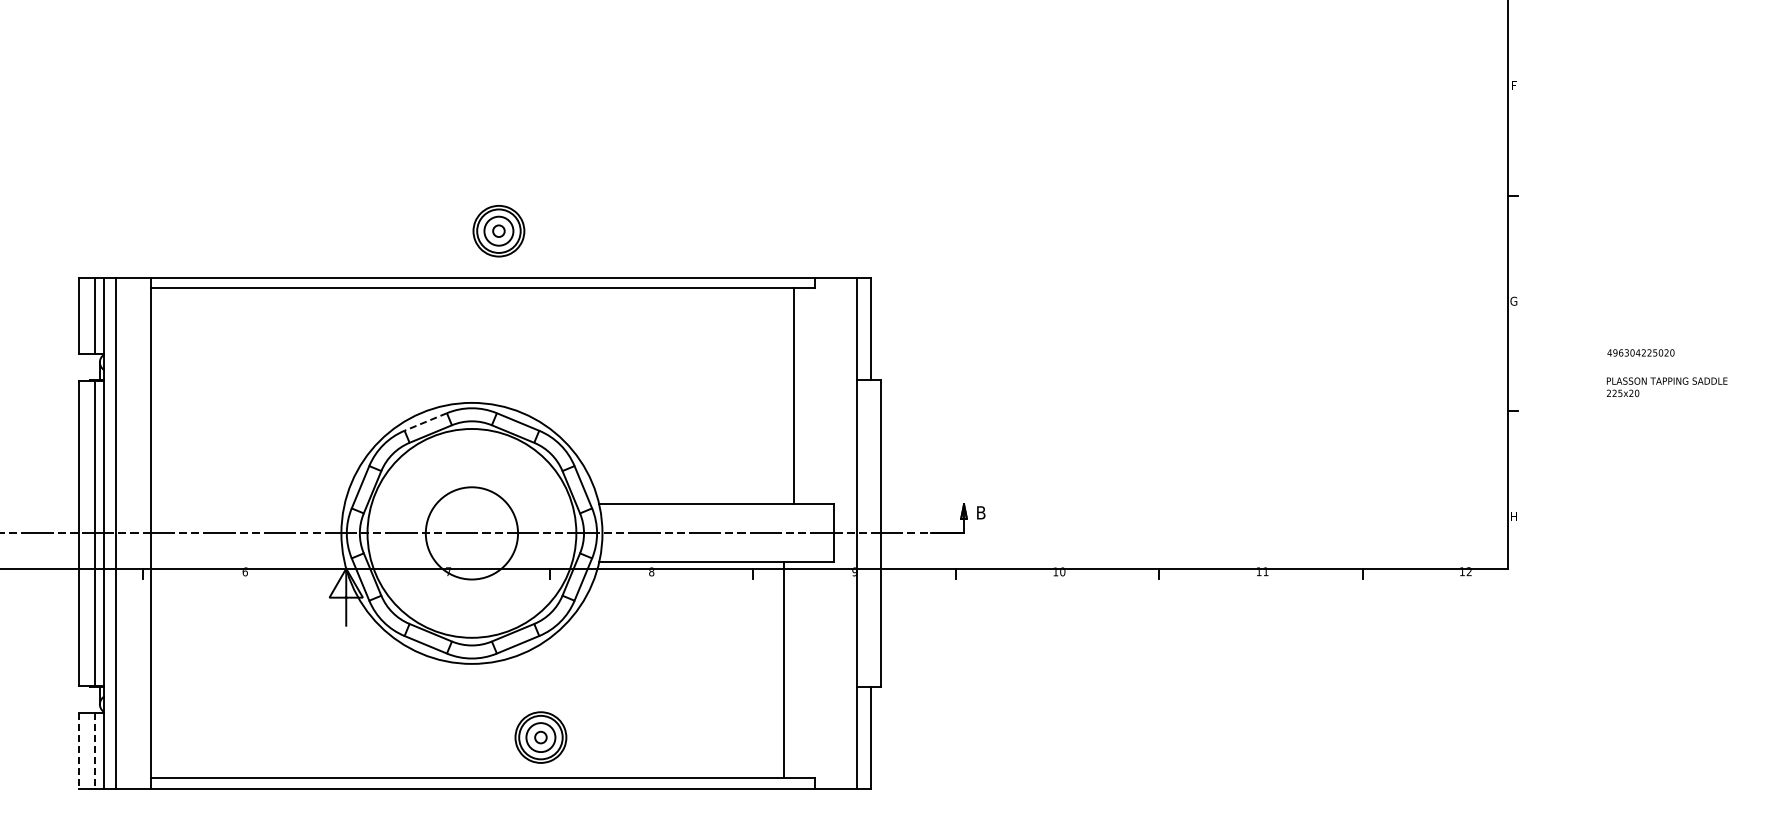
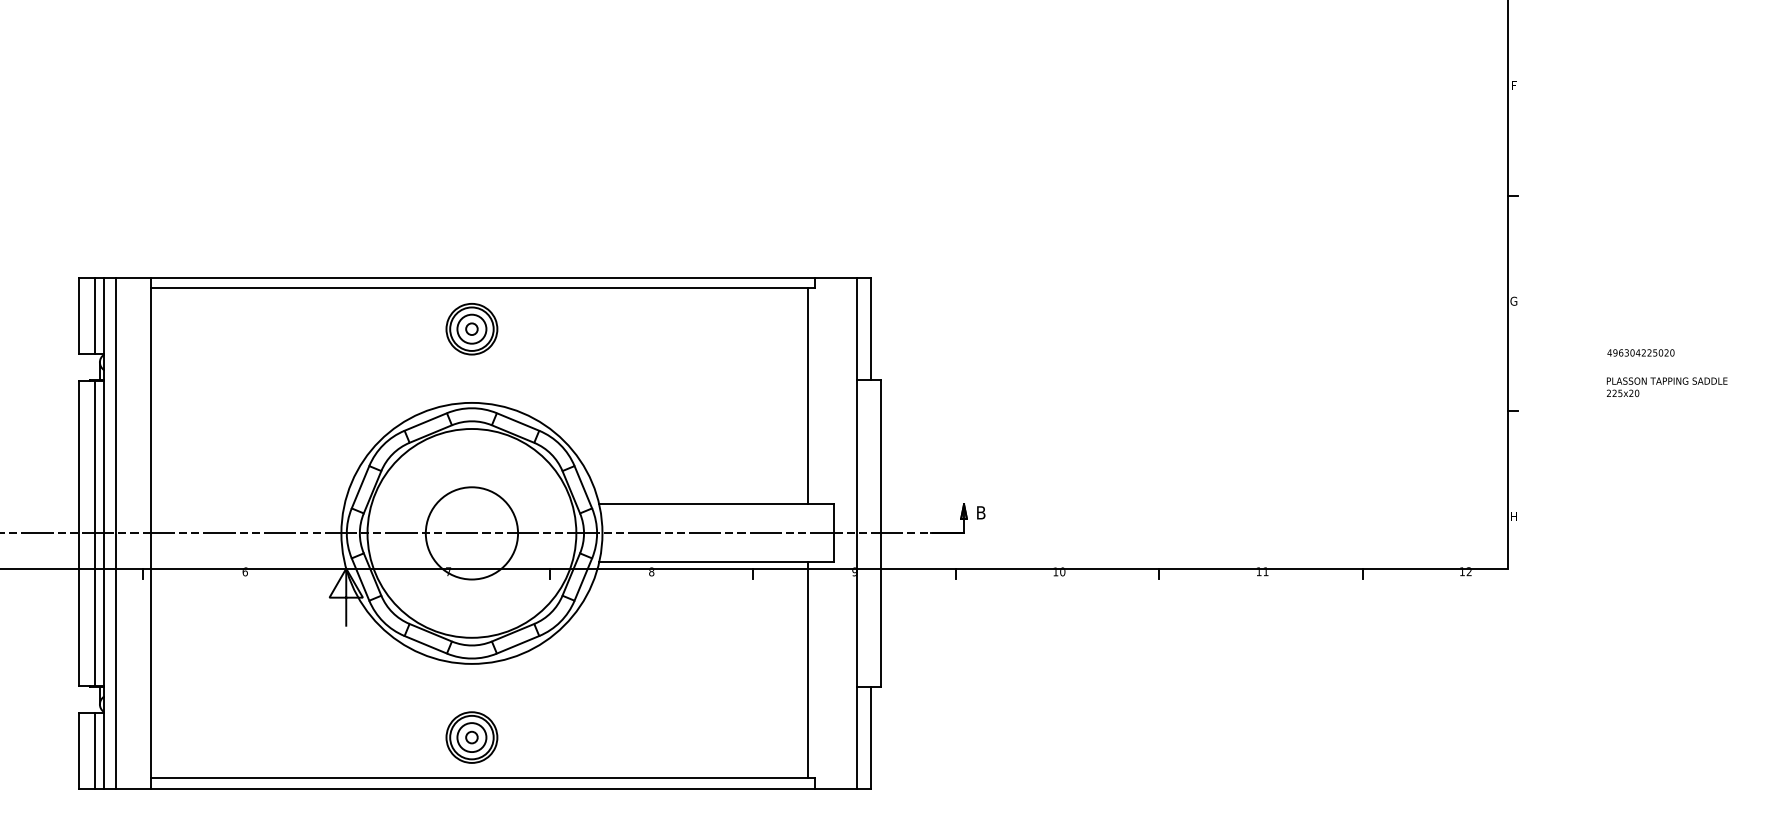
part position: (498, 231) -> (471, 329) (471, 329)
line position: (793, 396) -> (807, 396) (807, 396)
line: dashed -> solid (425, 422)
line position: (783, 670) -> (807, 670) (807, 670)
part position: (540, 737) -> (471, 737) (471, 737)
line: dashed -> solid (79, 750)
line: dashed -> solid (95, 750)
